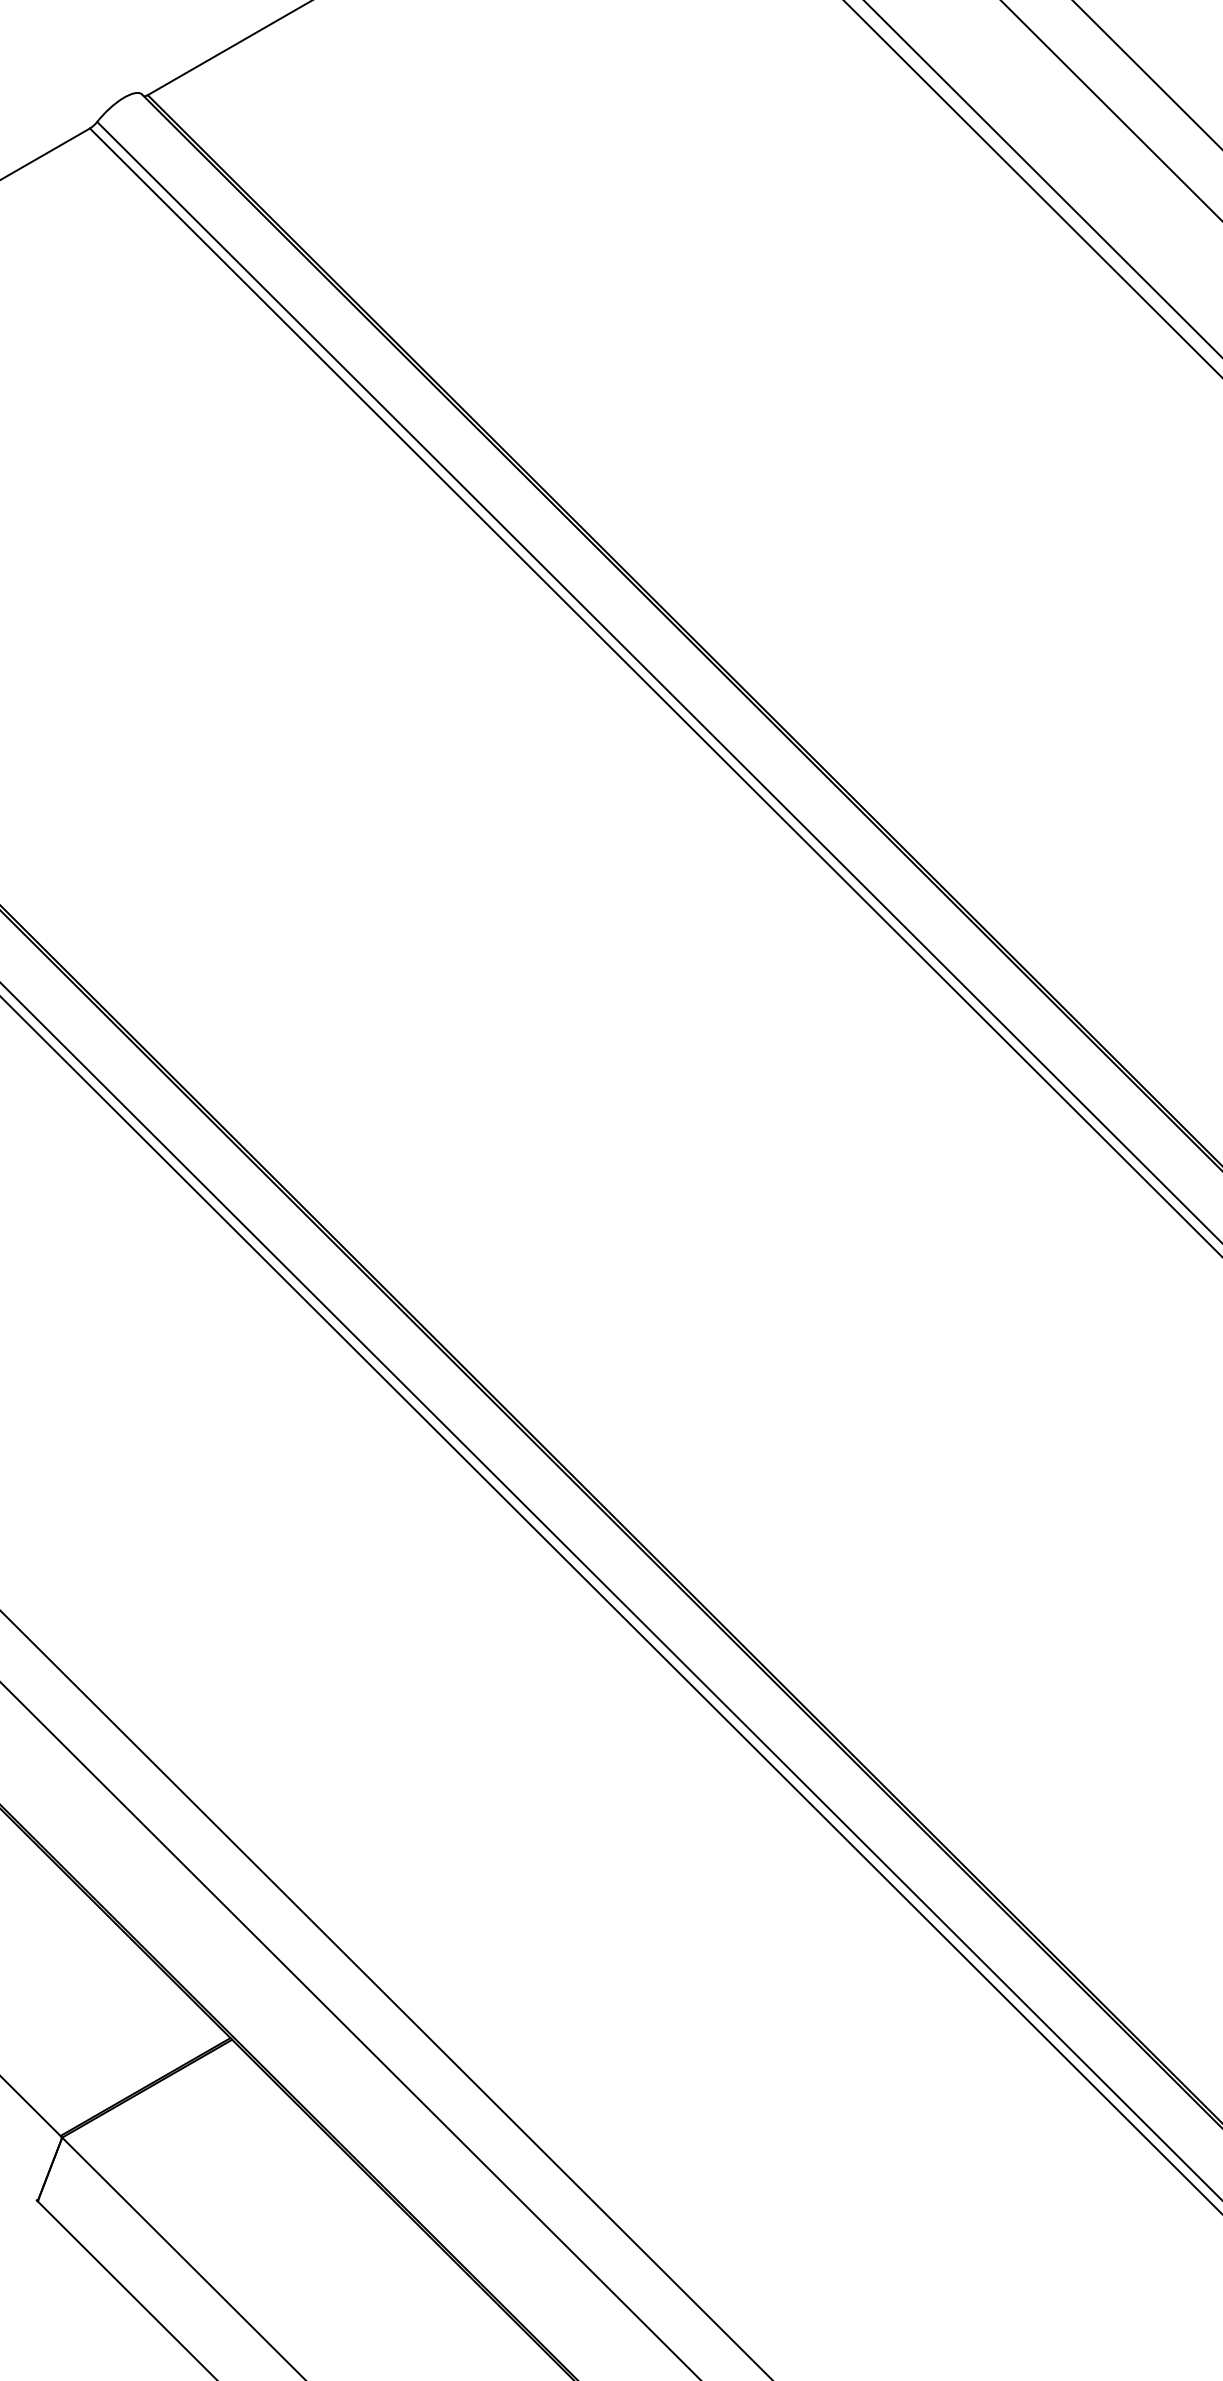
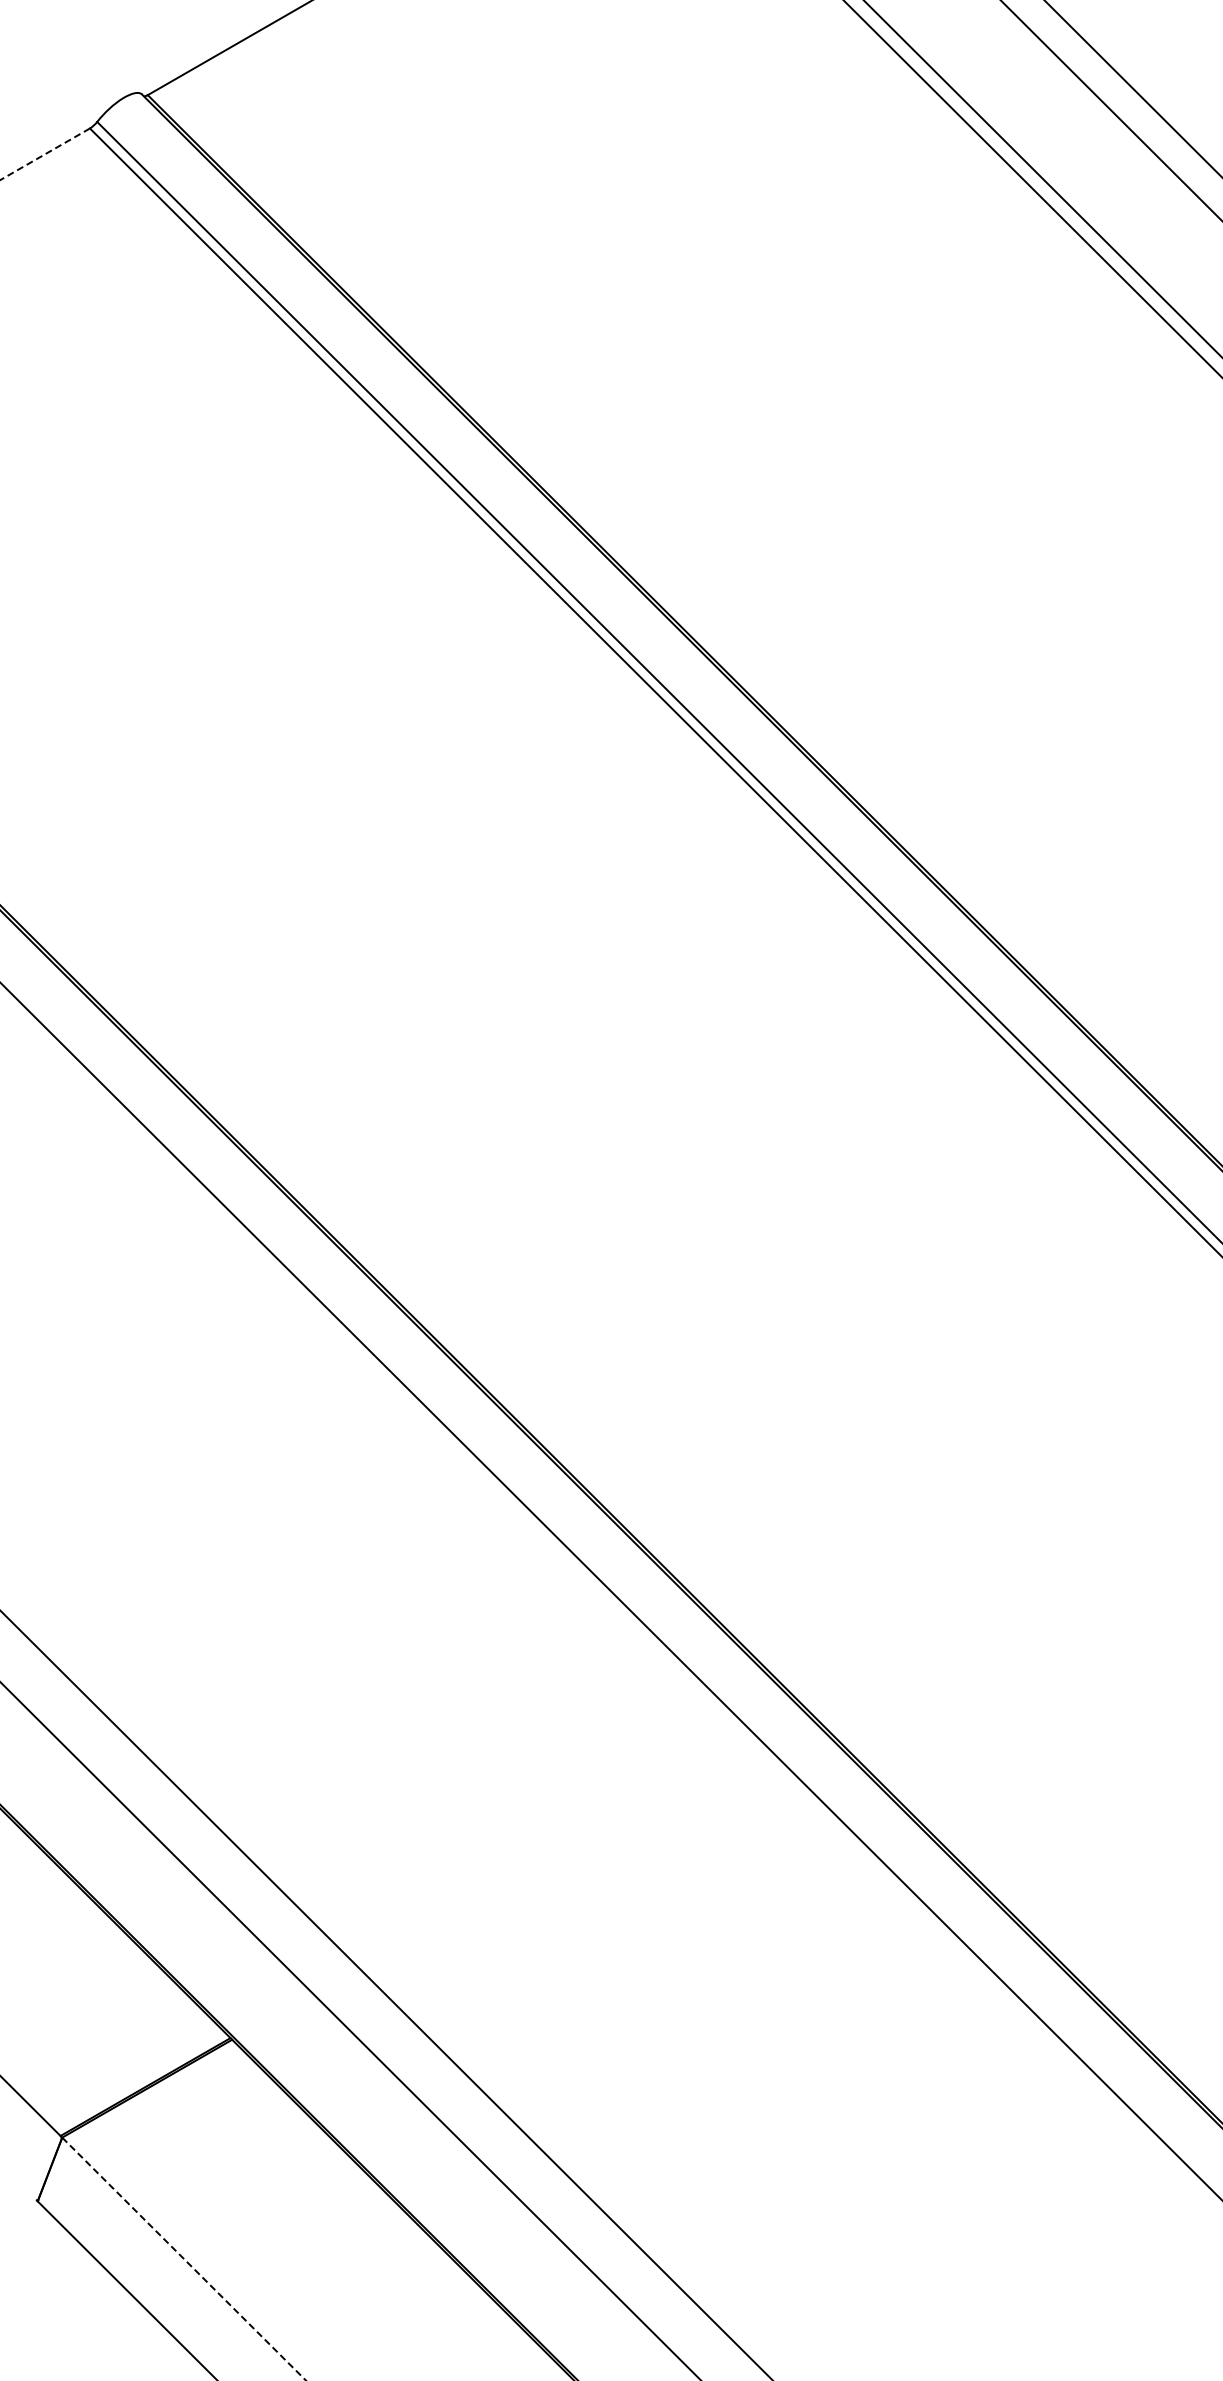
line position: (1146, 74) -> (1132, 88) (1132, 88)
line: solid -> dashed (44, 154)
line: present -> none (610, 1604)
line: solid -> dashed (184, 2258)
